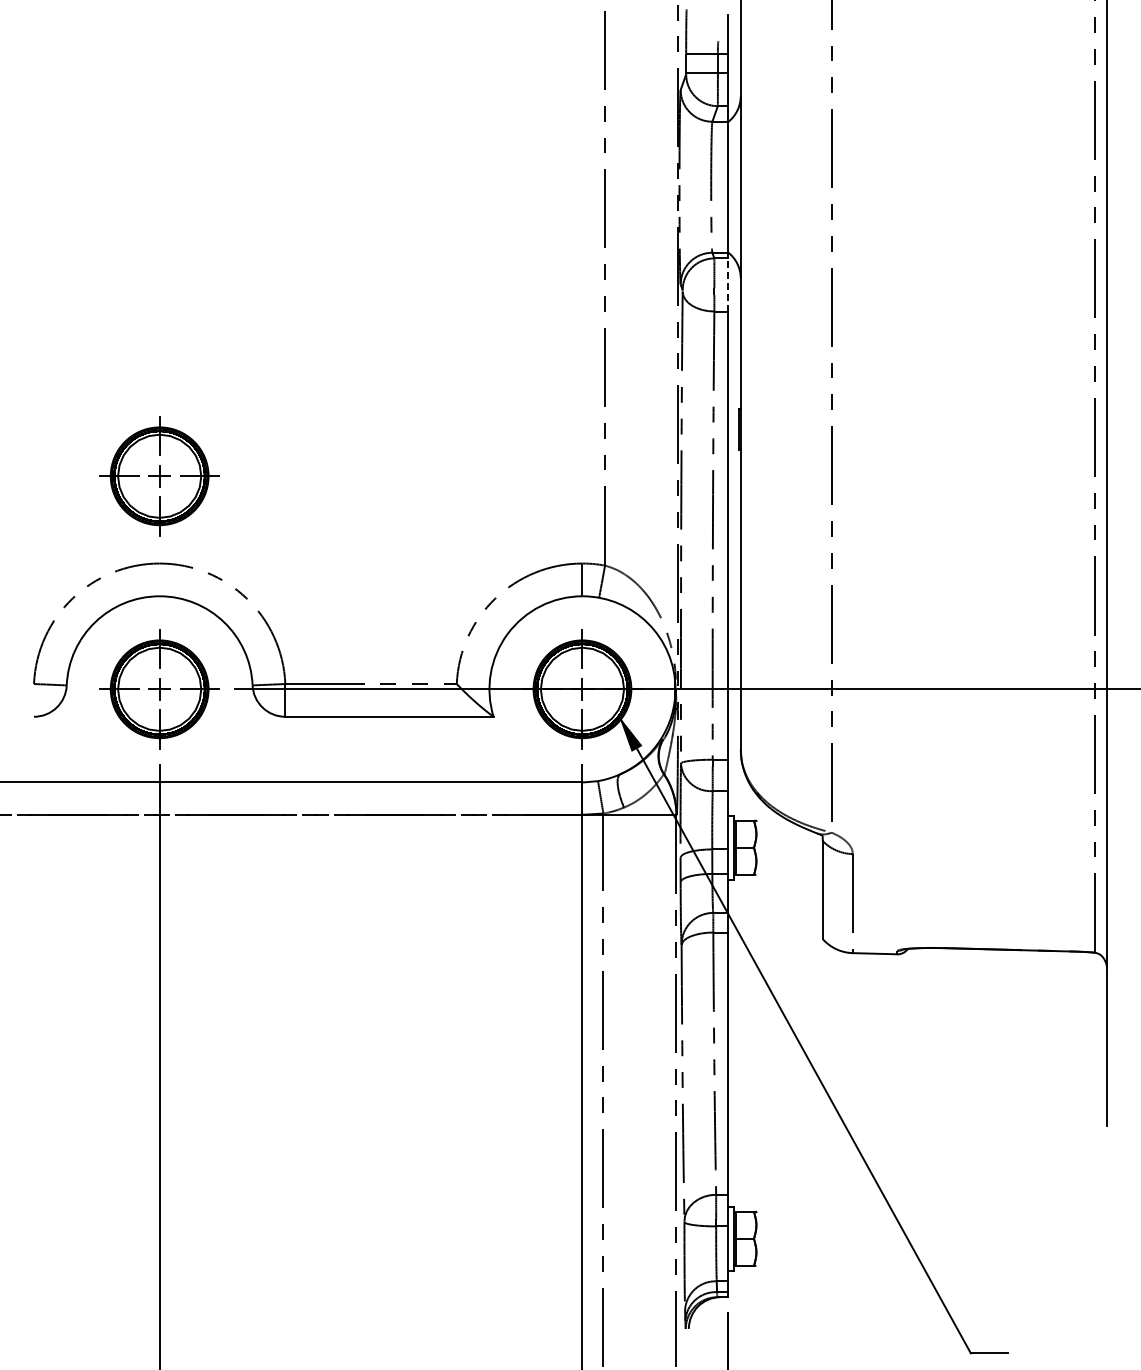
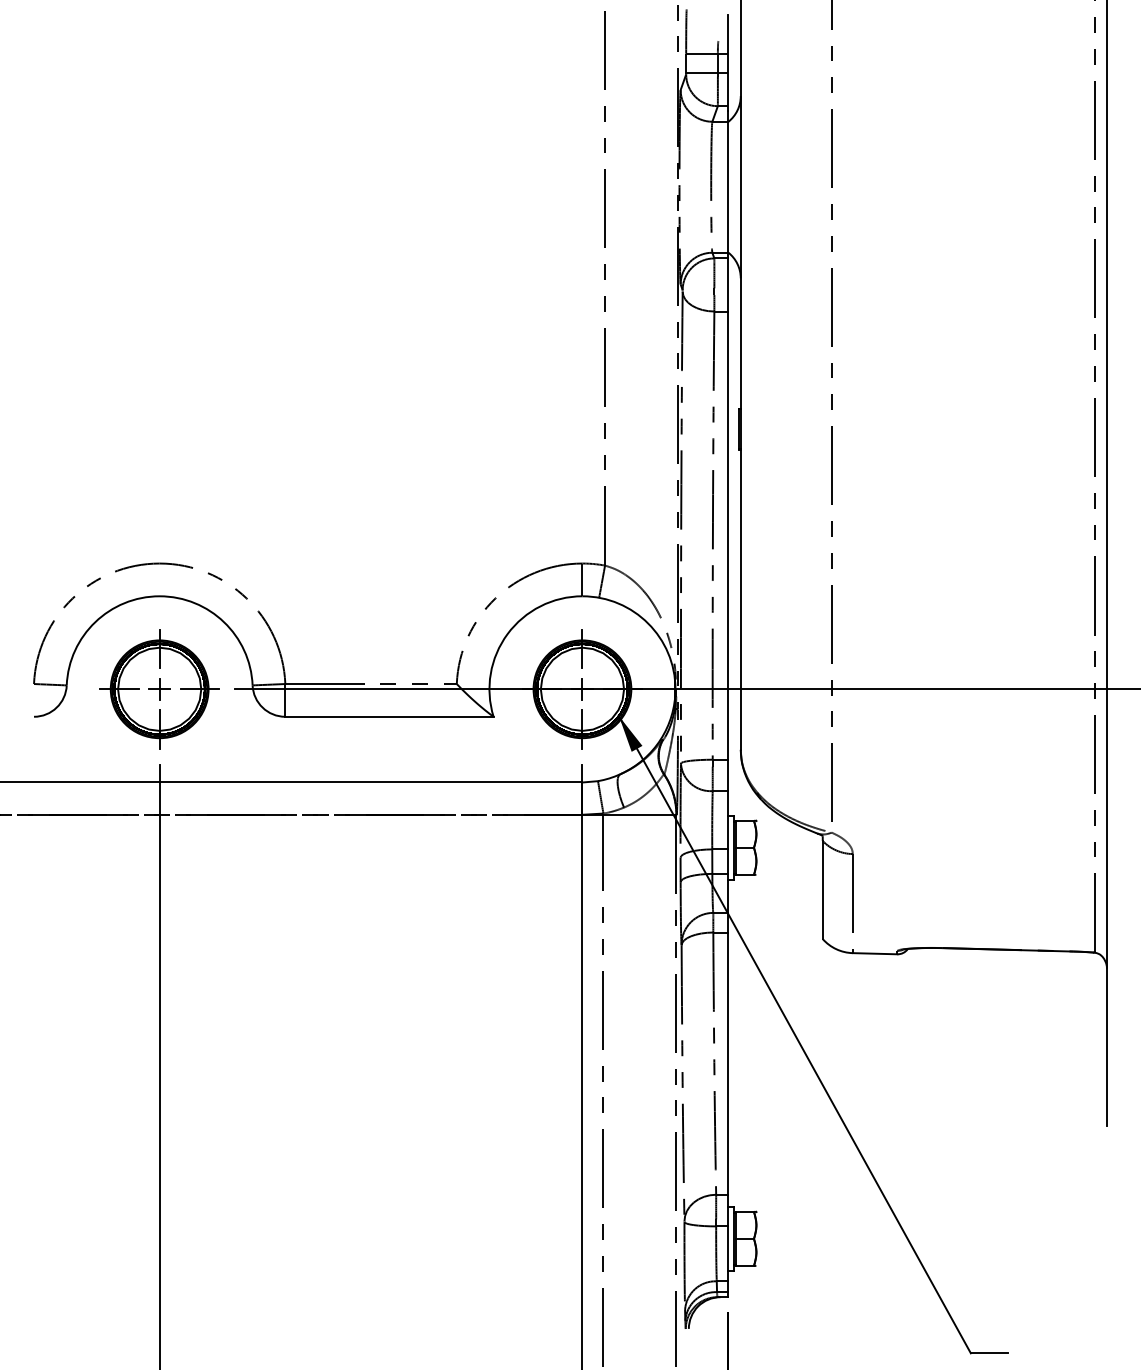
line: dashed -> solid (728, 284)
part: present -> none (159, 476)
